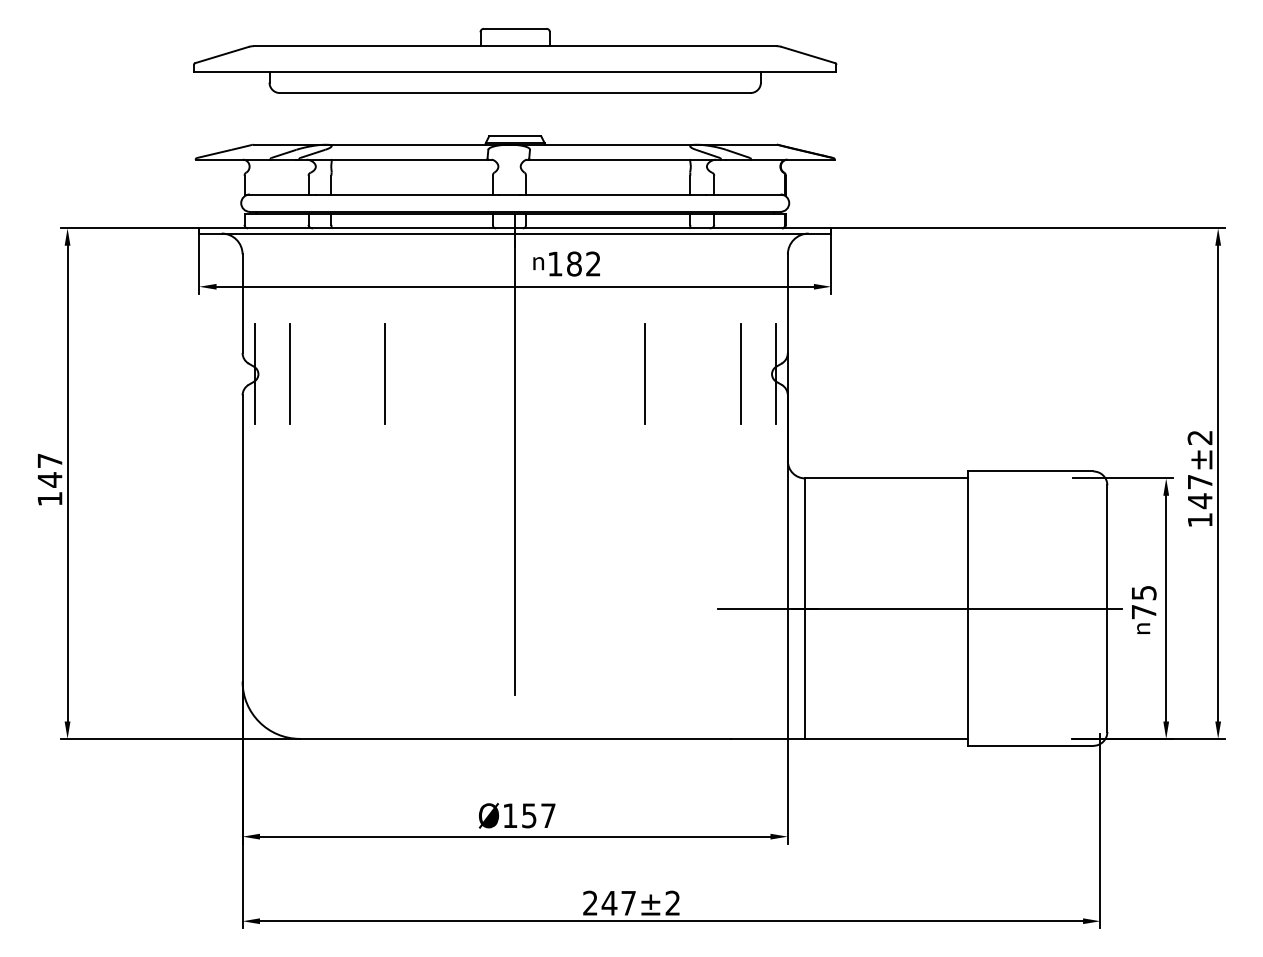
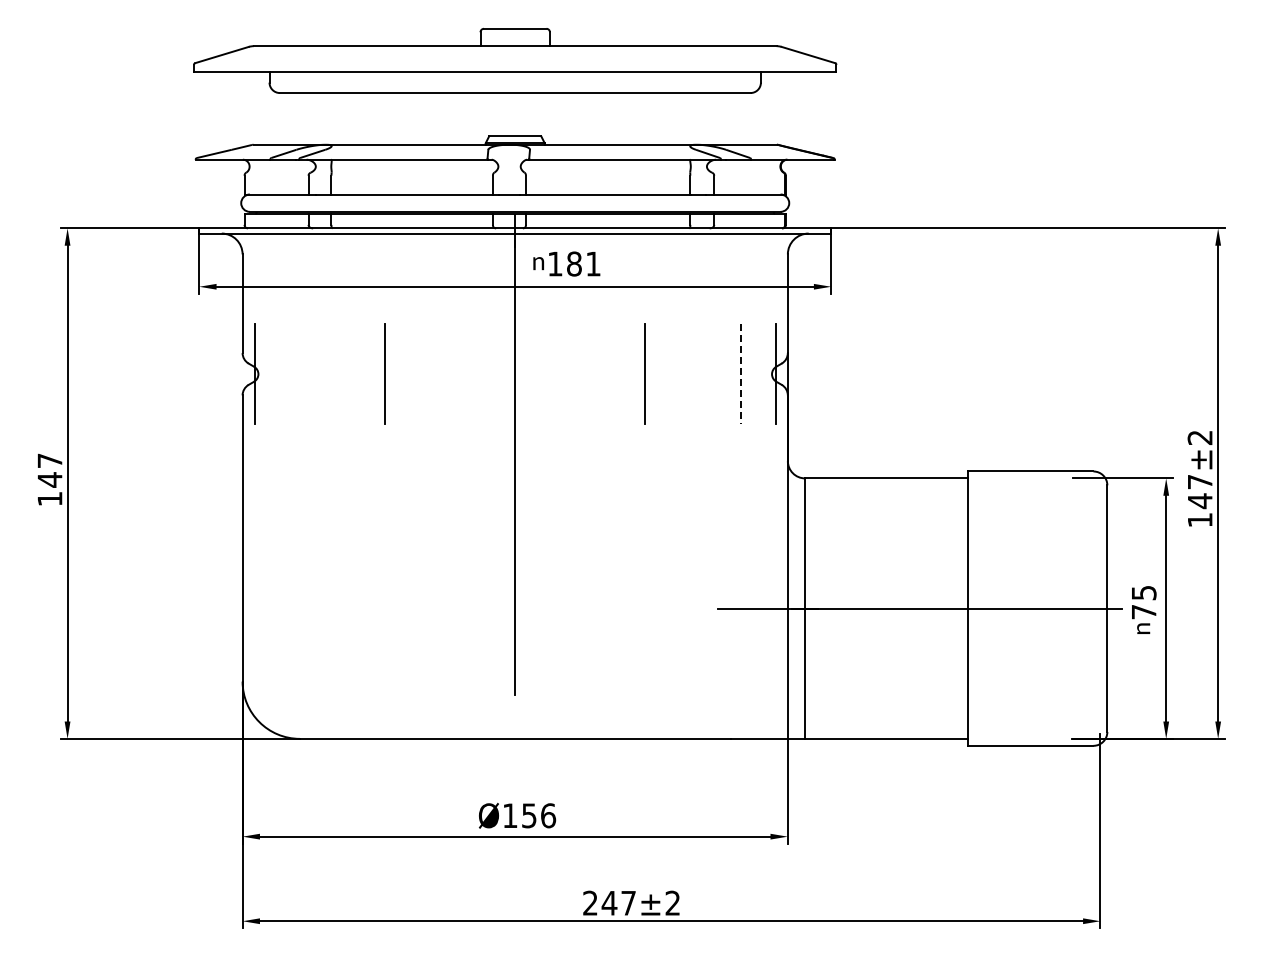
text: 182 -> 181 (593, 263)
line: present -> none (289, 373)
line: solid -> dashed (740, 374)
text: 157 -> 156 (548, 815)
